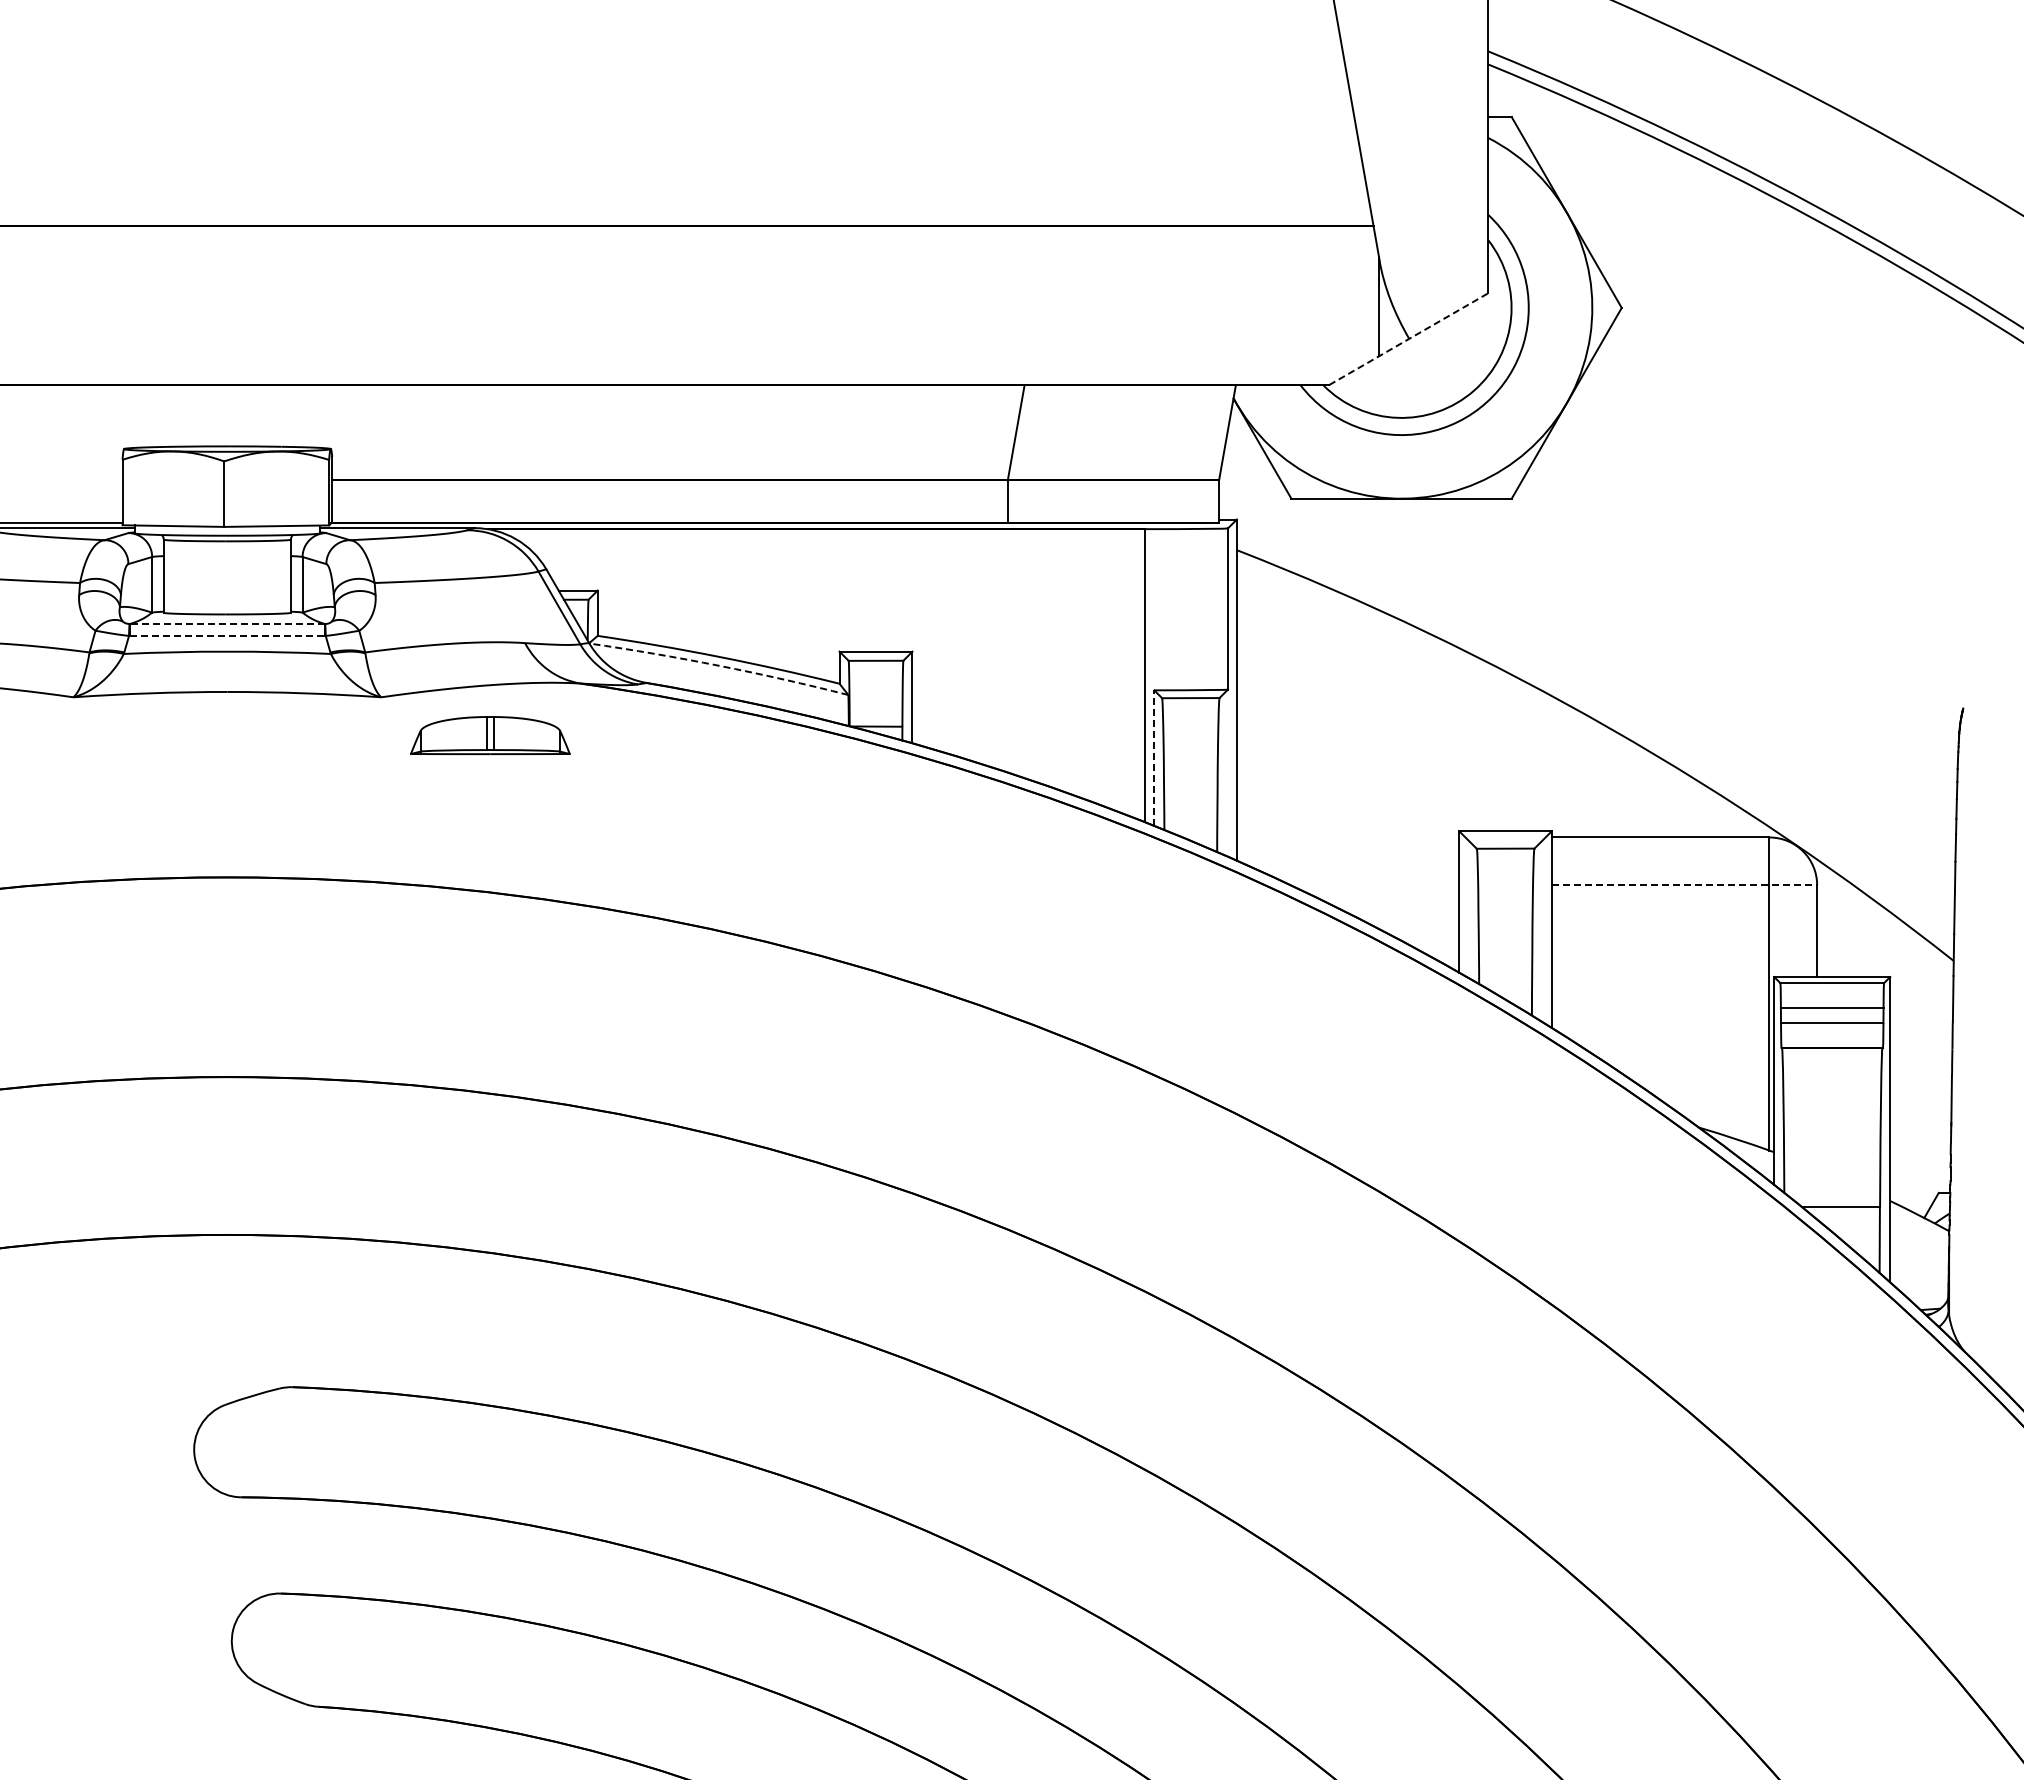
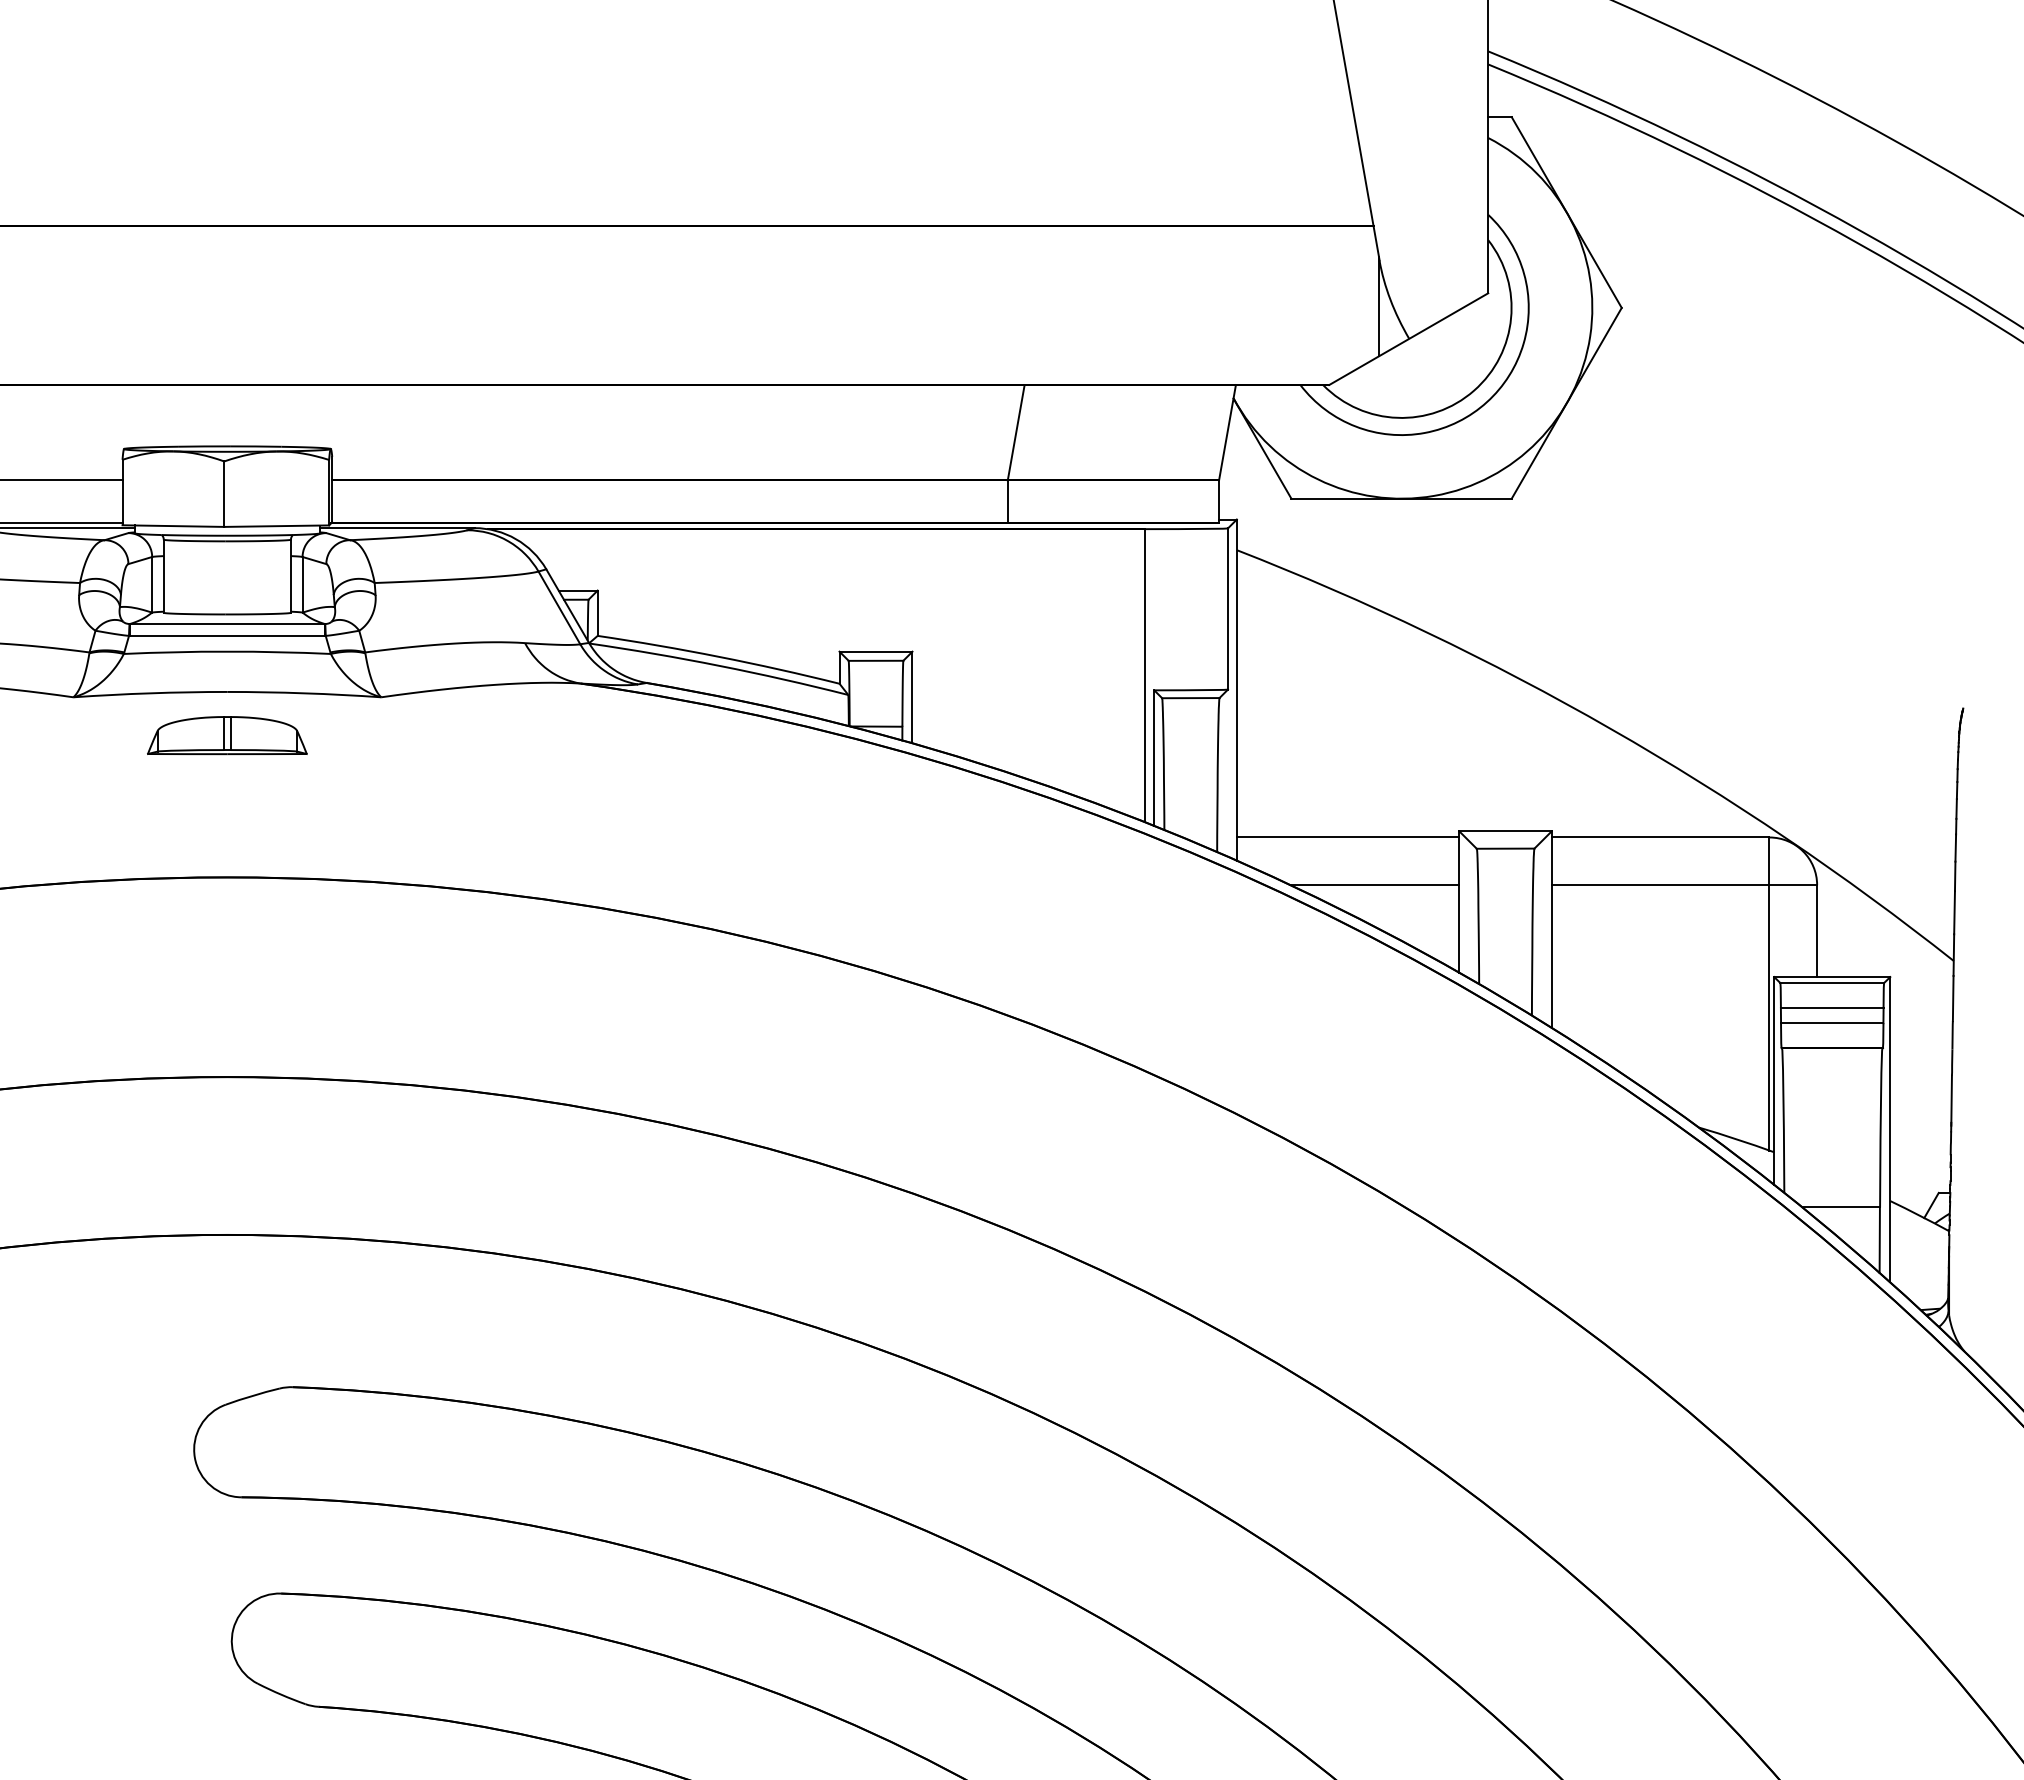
line: dashed -> solid (1408, 339)
line: none -> present (62, 480)
line: dashed -> solid (226, 624)
line: dashed -> solid (227, 635)
arc: dashed -> solid (719, 665)
part position: (490, 735) -> (227, 735) (227, 735)
line: dashed -> solid (1154, 758)
line: none -> present (1347, 837)
line: none -> present (1374, 885)
line: dashed -> solid (1684, 885)
